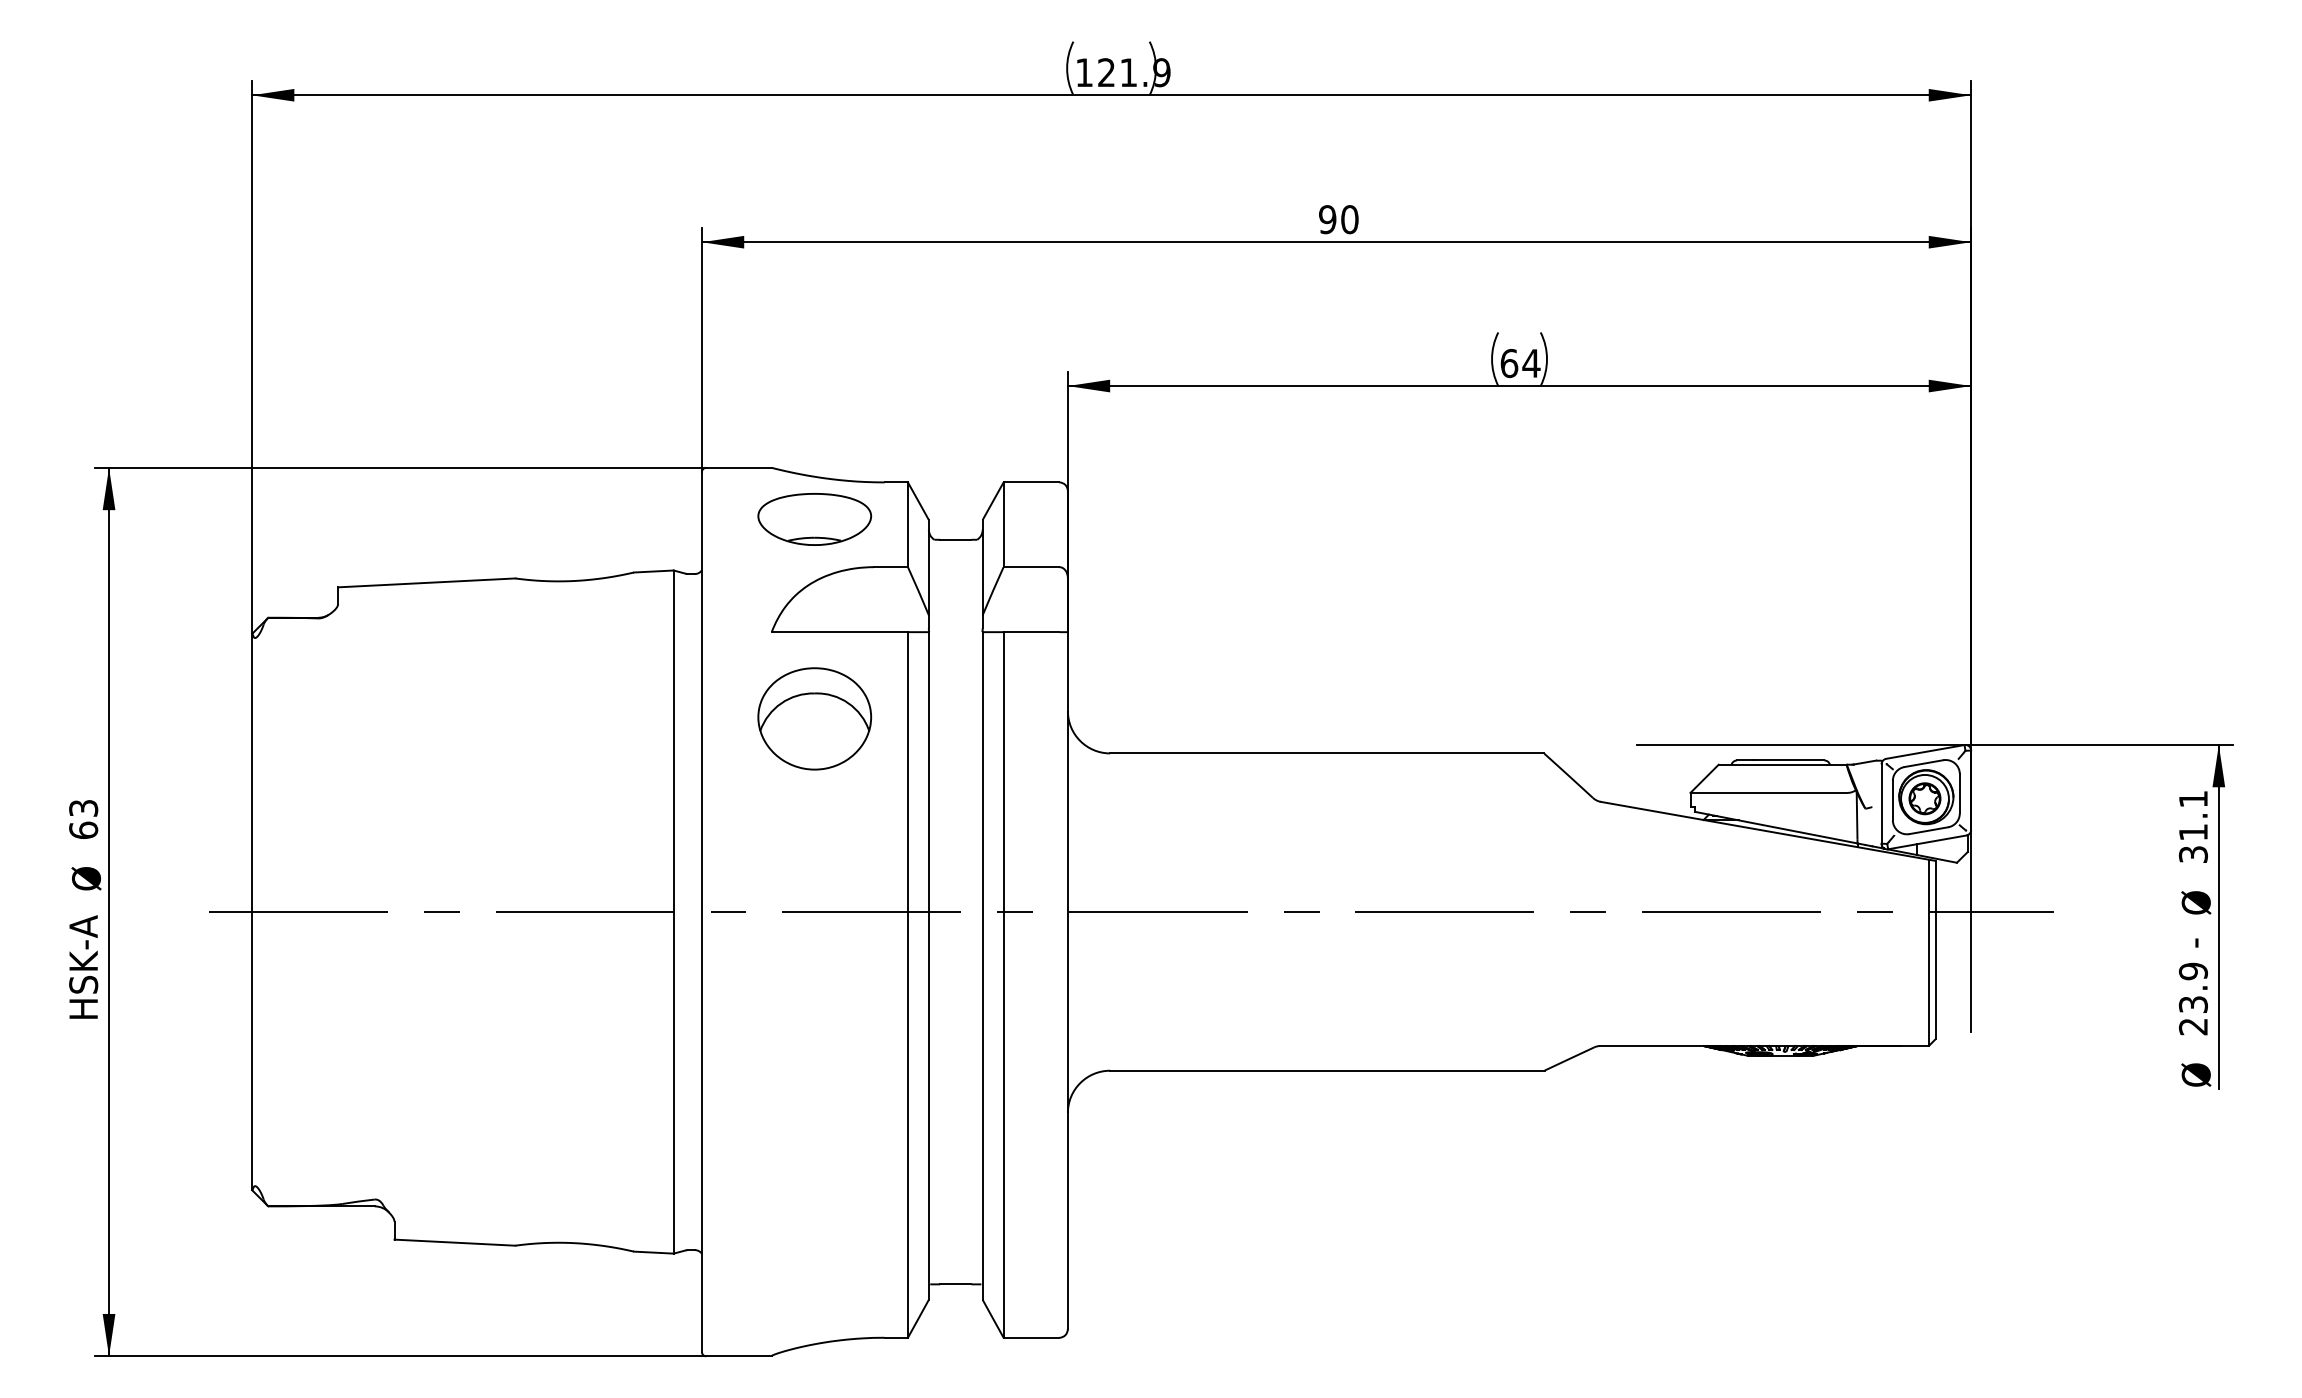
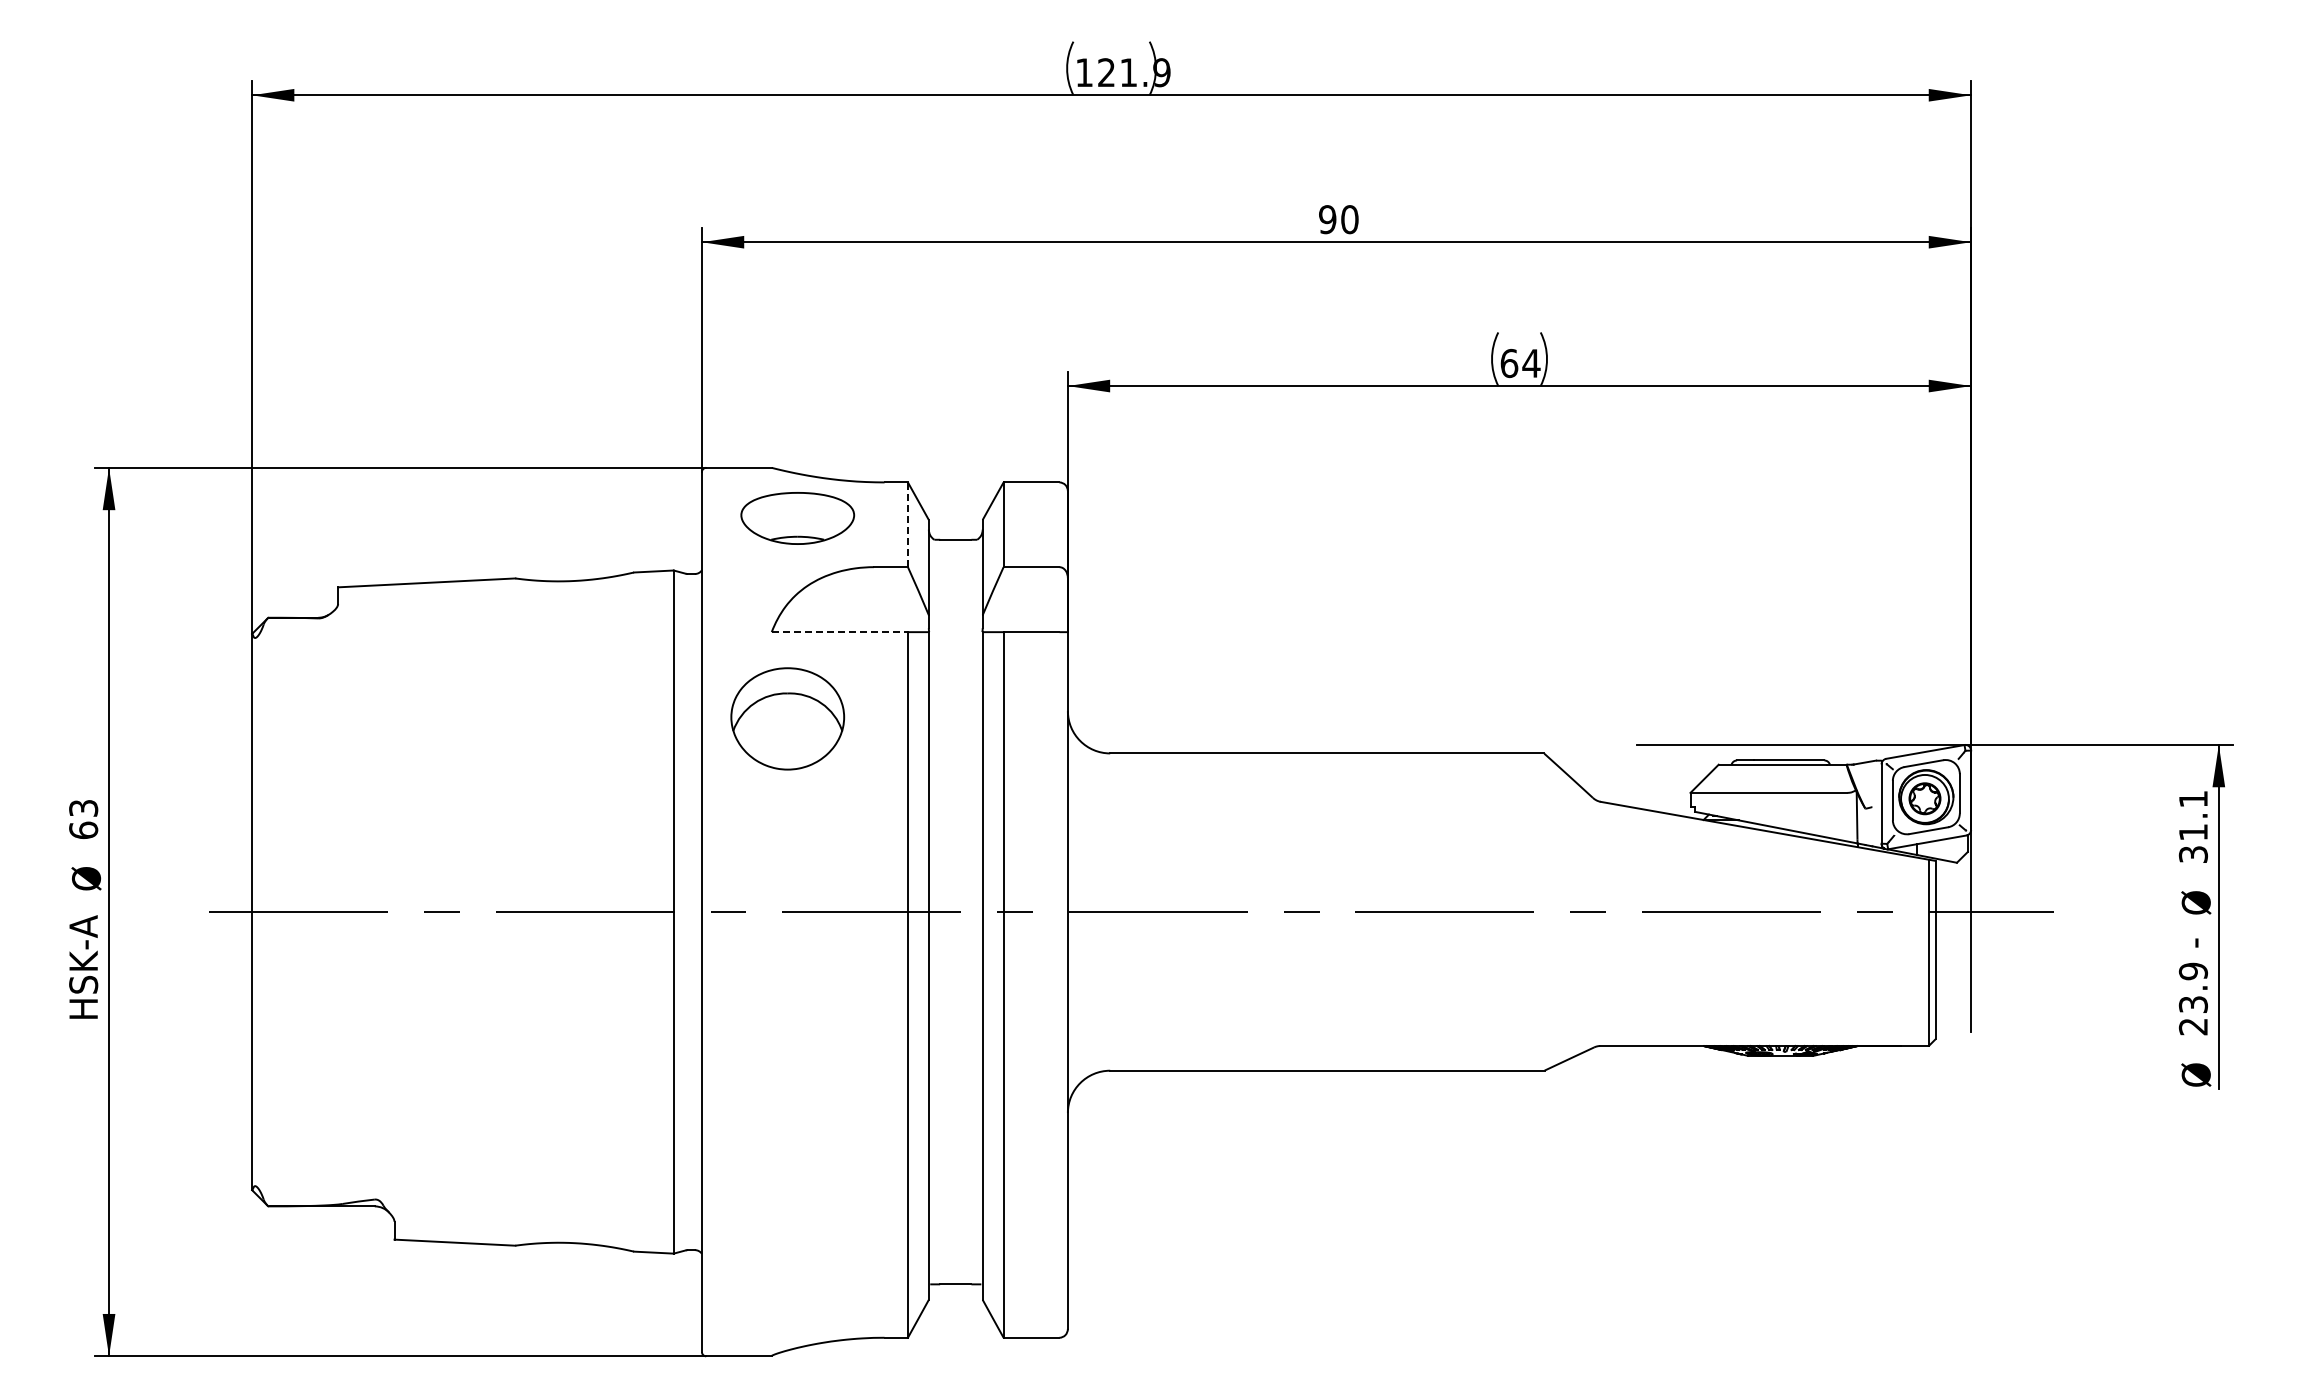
part position: (814, 519) -> (797, 518) (797, 518)
line: solid -> dashed (907, 524)
line: solid -> dashed (840, 632)
part position: (814, 718) -> (787, 718) (787, 718)
